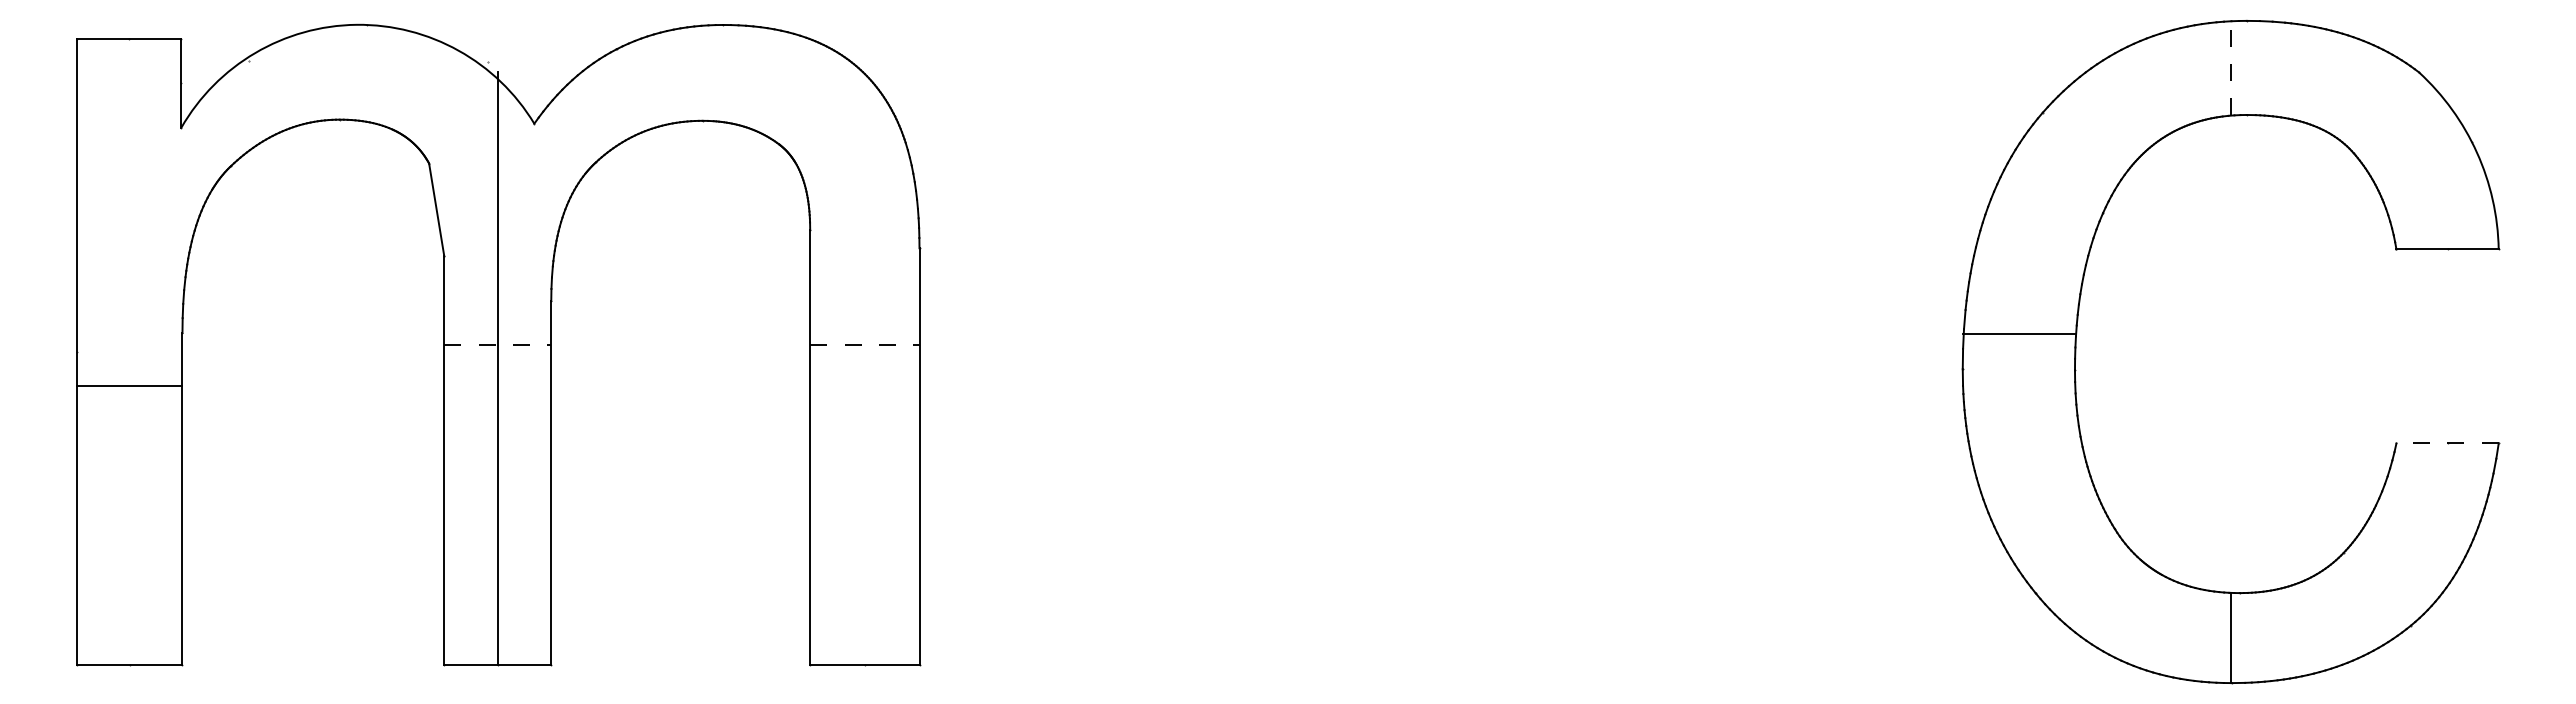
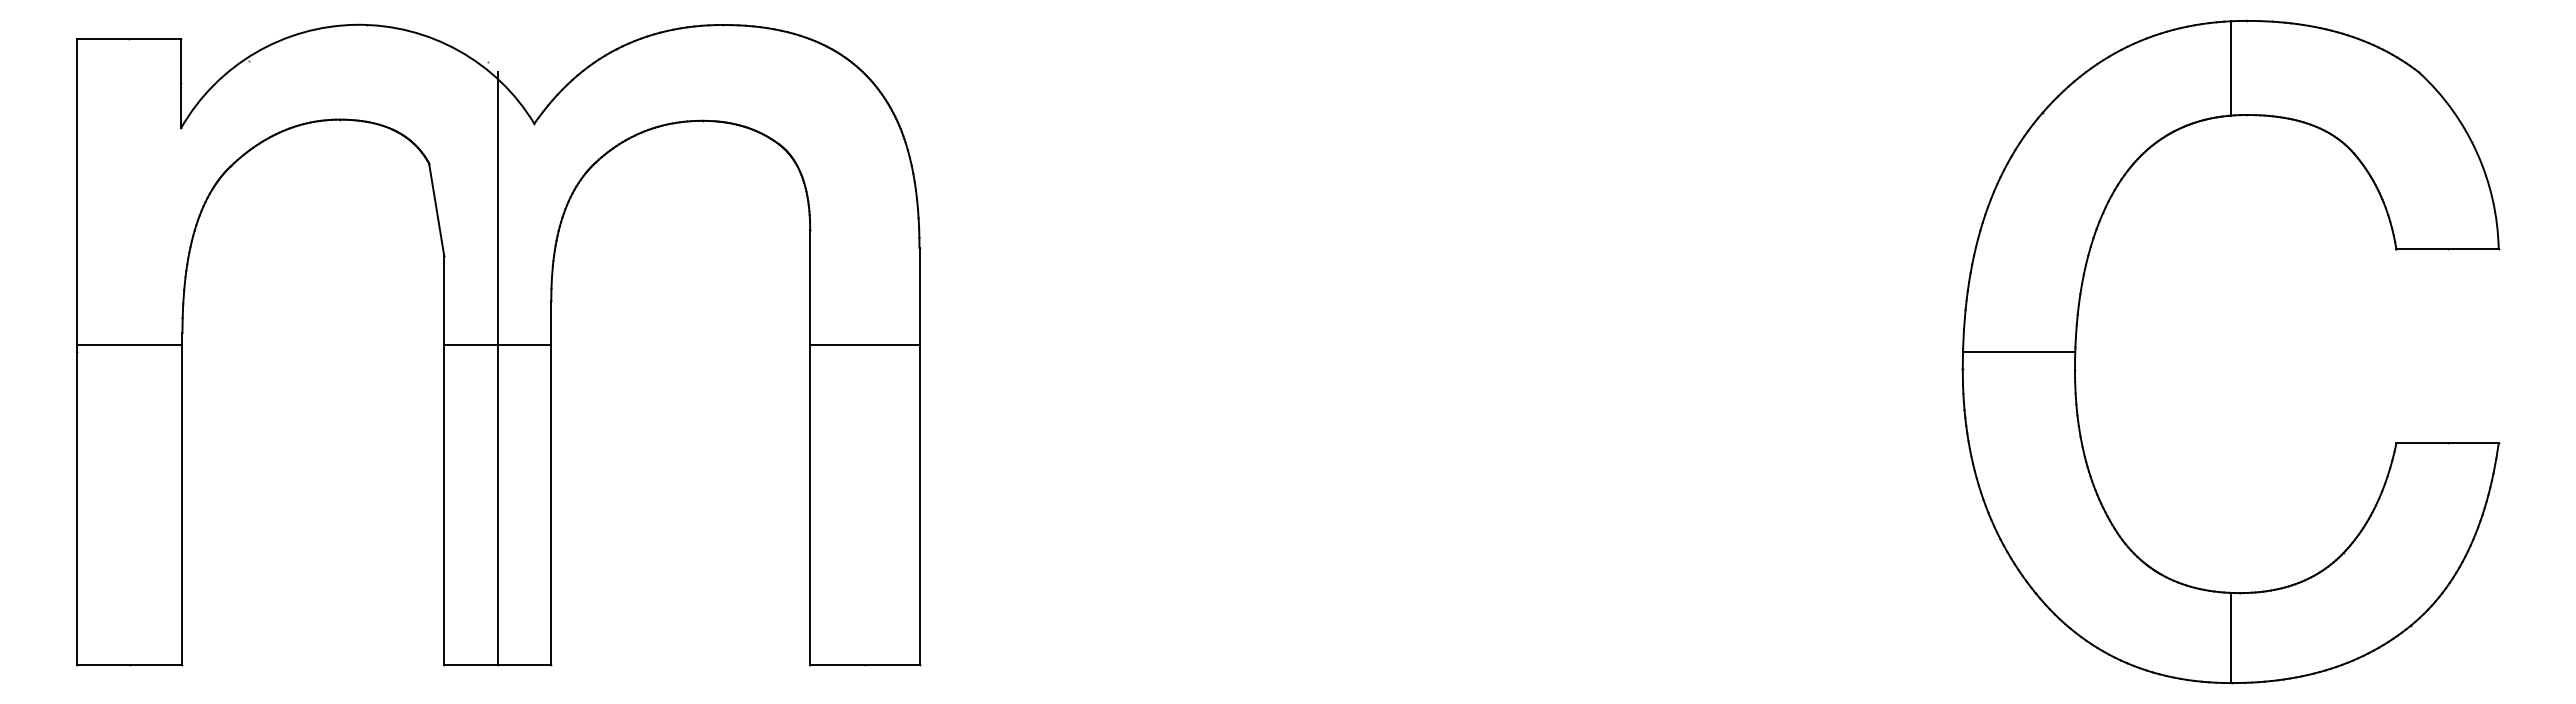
line: dashed -> solid (2230, 67)
line position: (2018, 333) -> (2018, 351) (2018, 351)
line: dashed -> solid (498, 344)
line: dashed -> solid (864, 344)
line position: (129, 385) -> (129, 344) (129, 344)
line: dashed -> solid (2447, 443)
